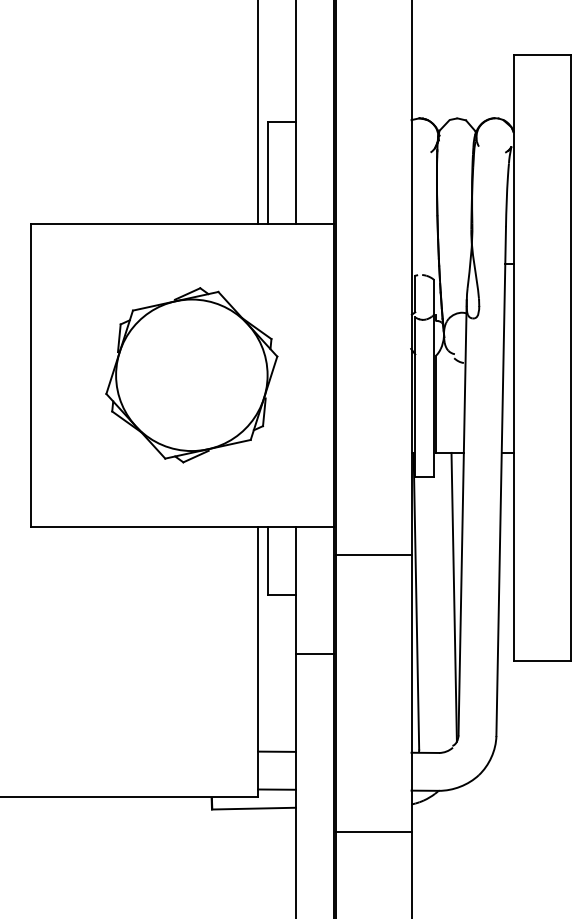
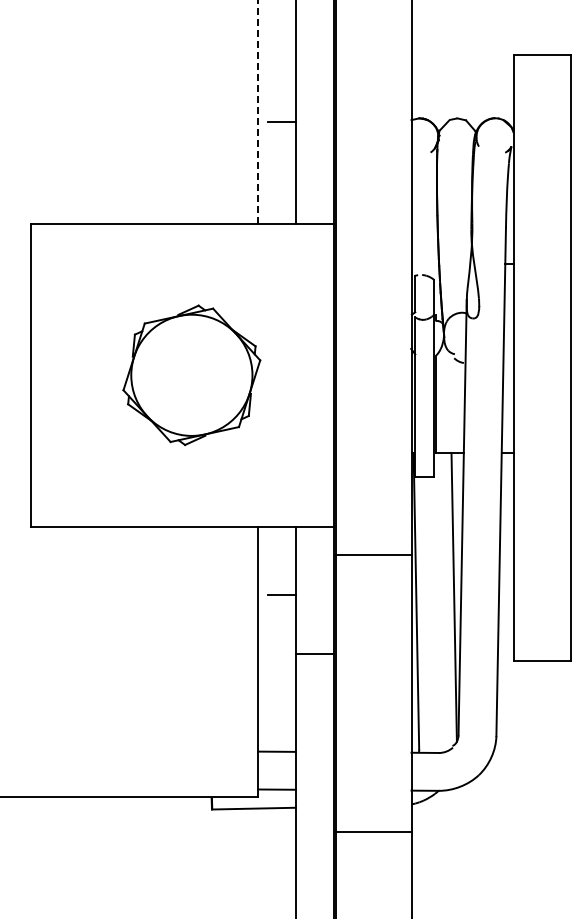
line: solid -> dashed (258, 111)
line: present -> none (267, 172)
part size: 174x177 px -> 140x142 px (191, 374)
line: present -> none (267, 560)
